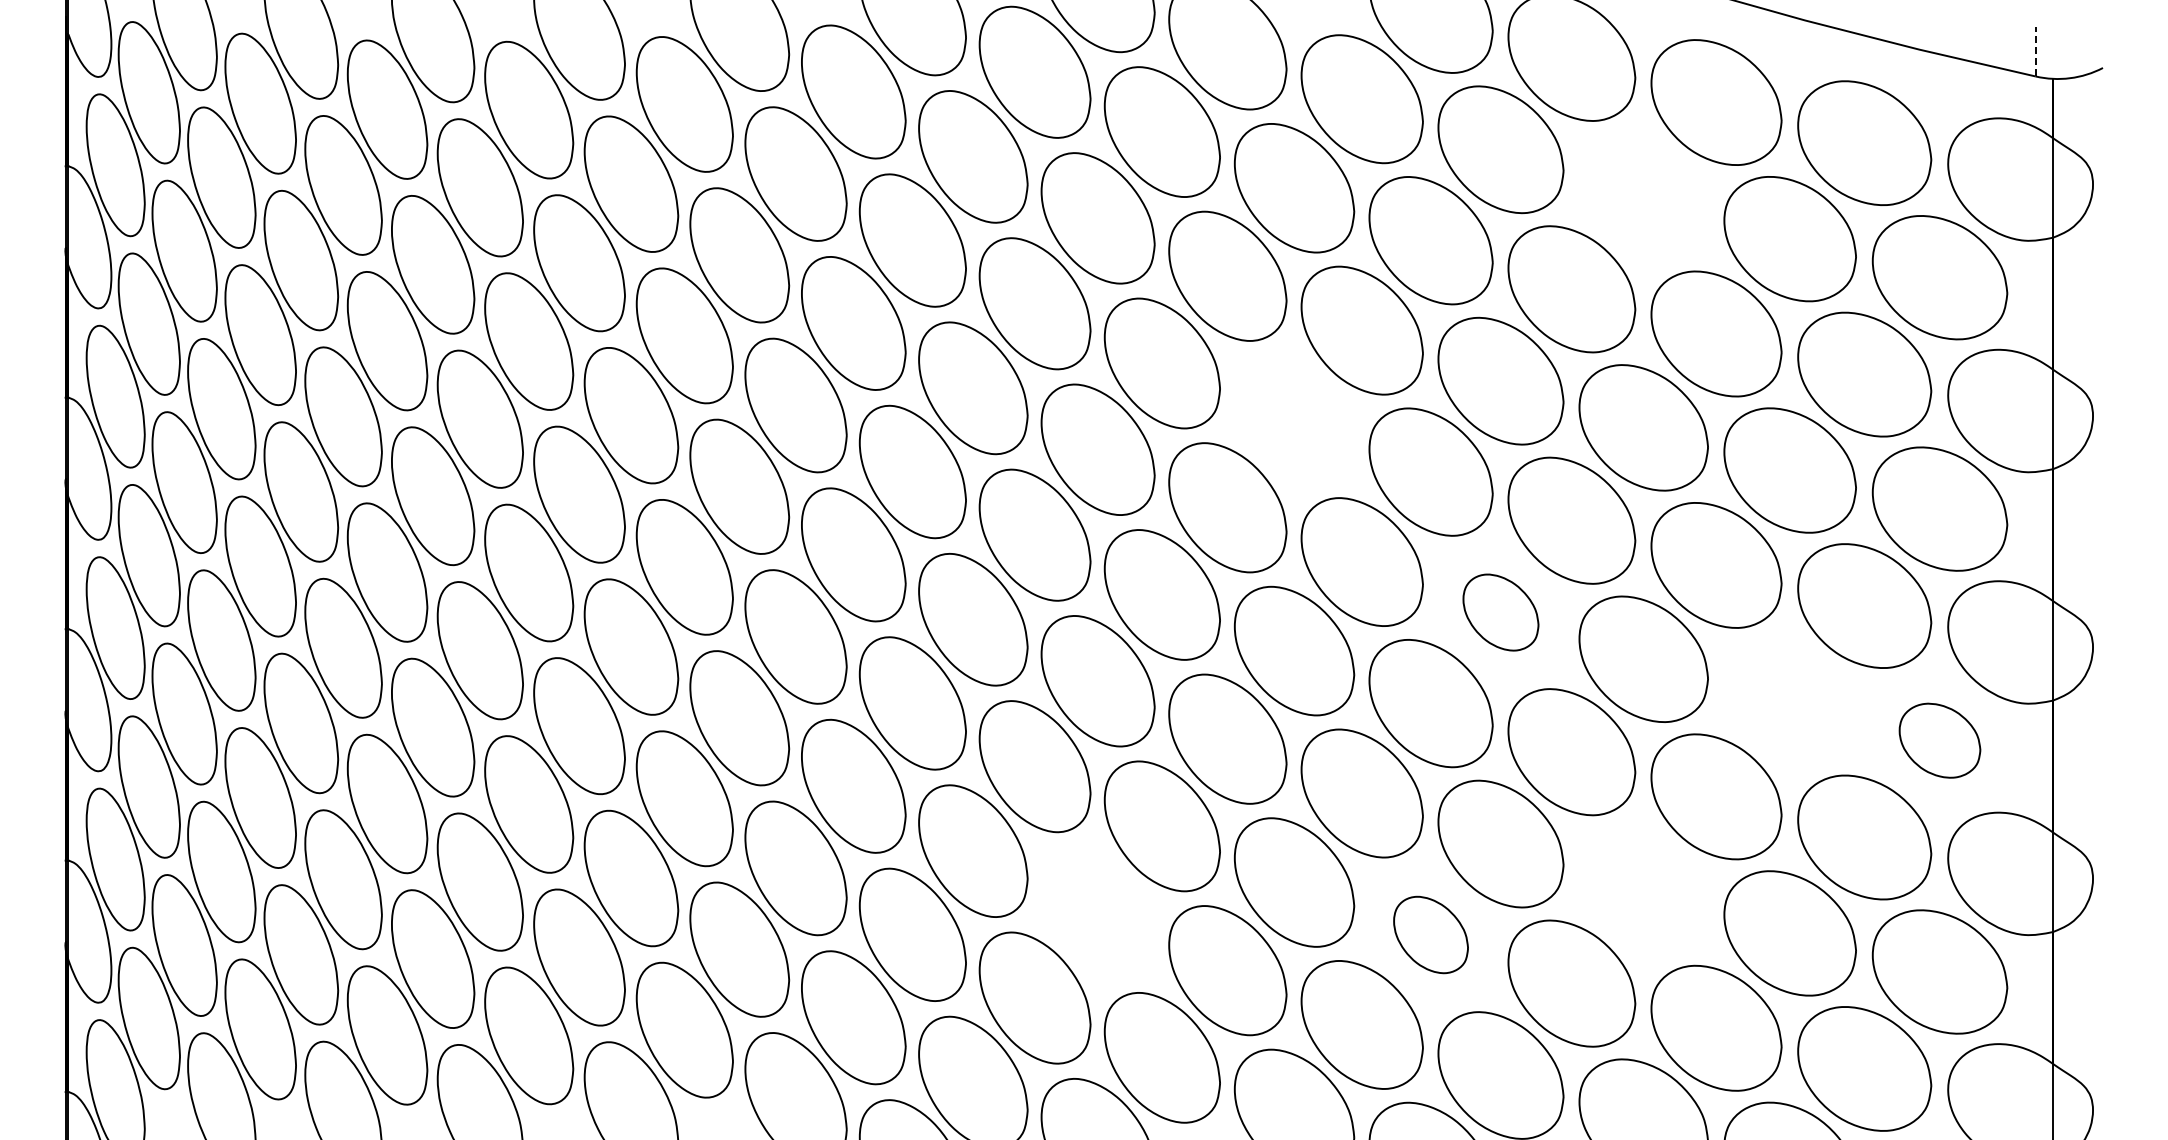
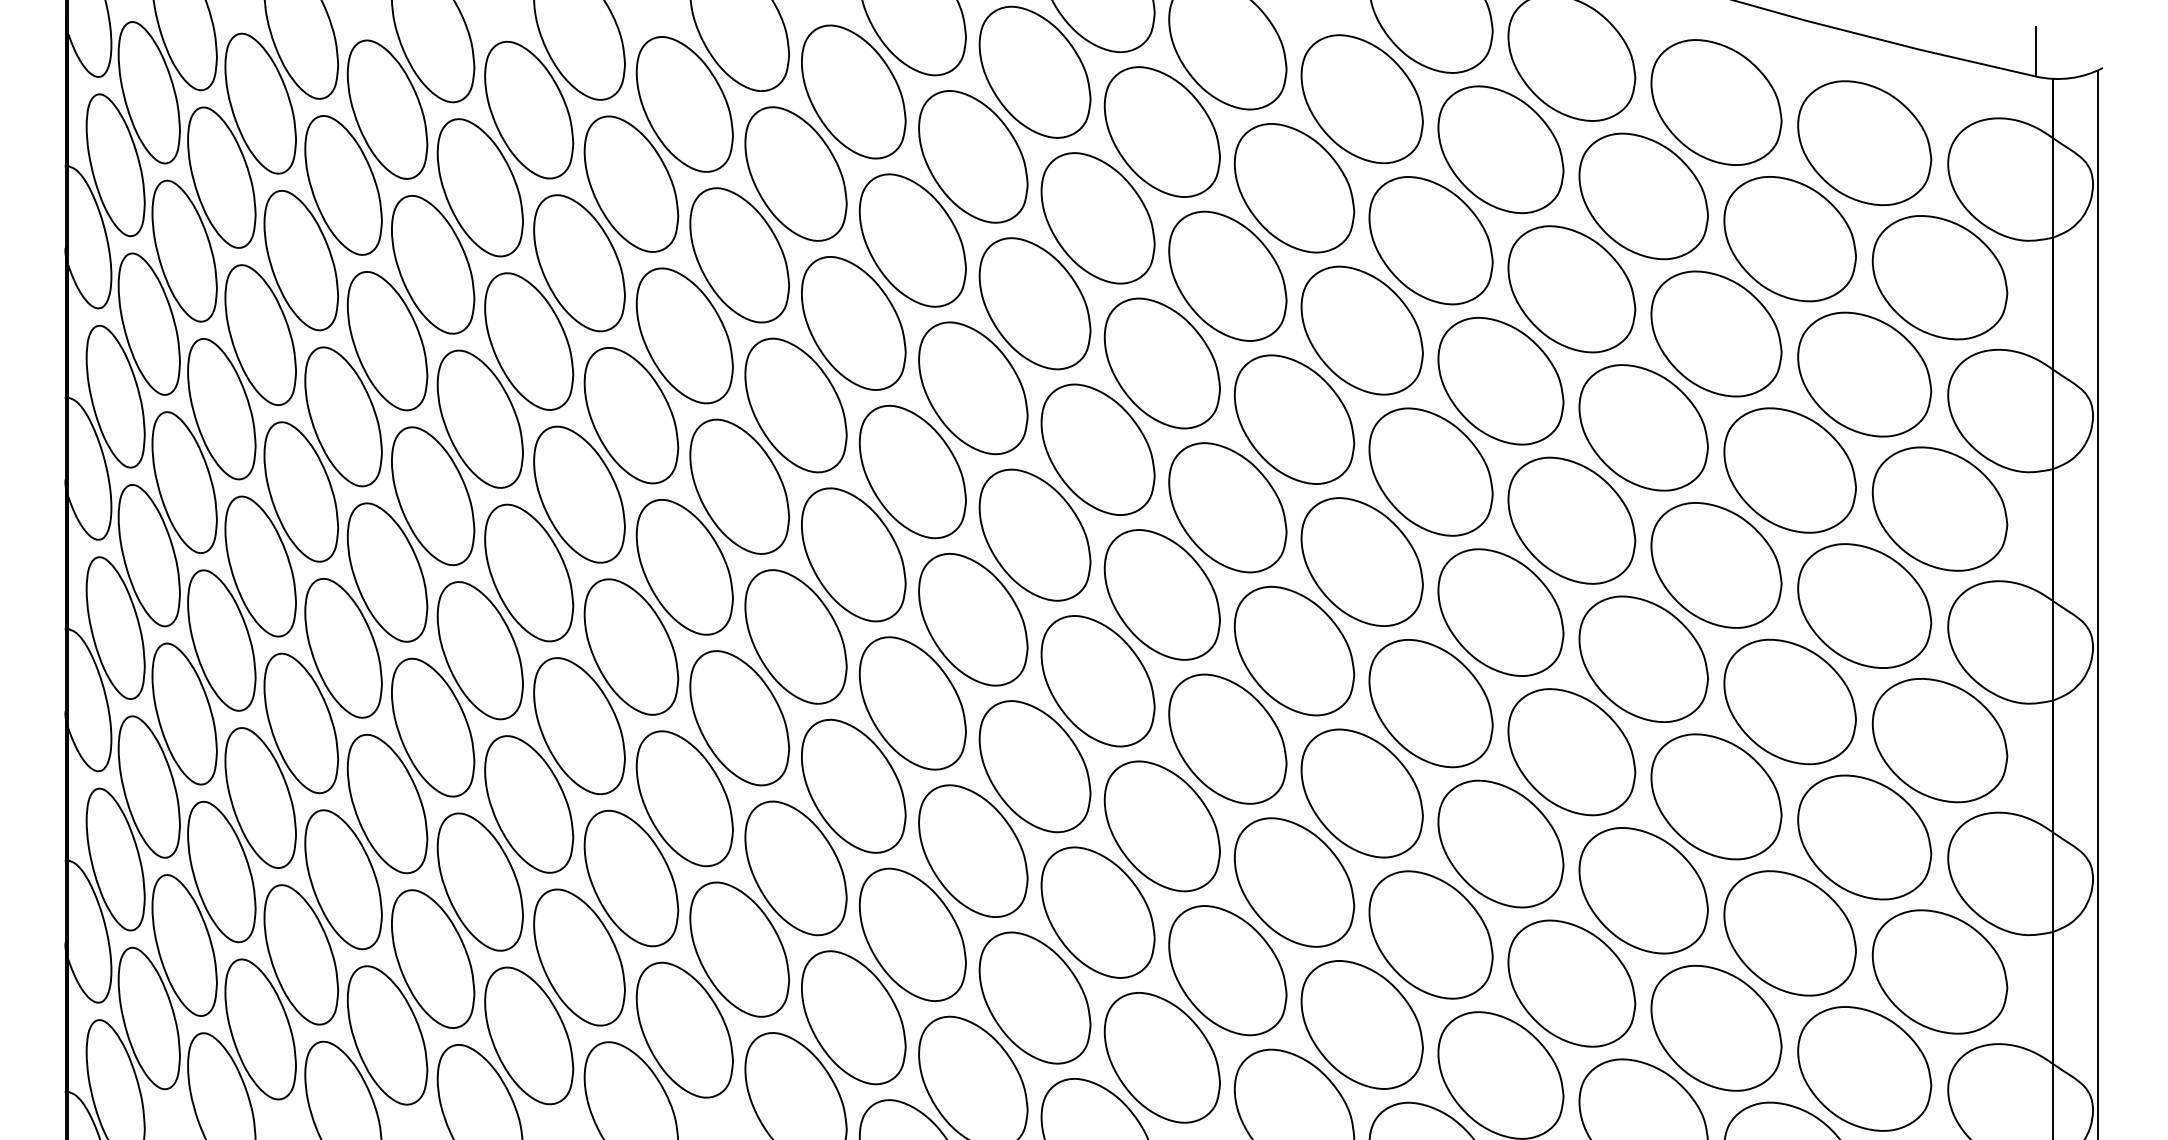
line: dashed -> solid (2035, 51)
part: none -> present (1643, 196)
part: none -> present (1294, 419)
line: none -> present (2098, 603)
part size: 78x79 px -> 128x129 px (1500, 612)
part: none -> present (1789, 701)
part size: 84x77 px -> 138x126 px (1939, 740)
part: none -> present (1643, 890)
part: none -> present (1097, 912)
part size: 76x80 px -> 126x130 px (1430, 934)
